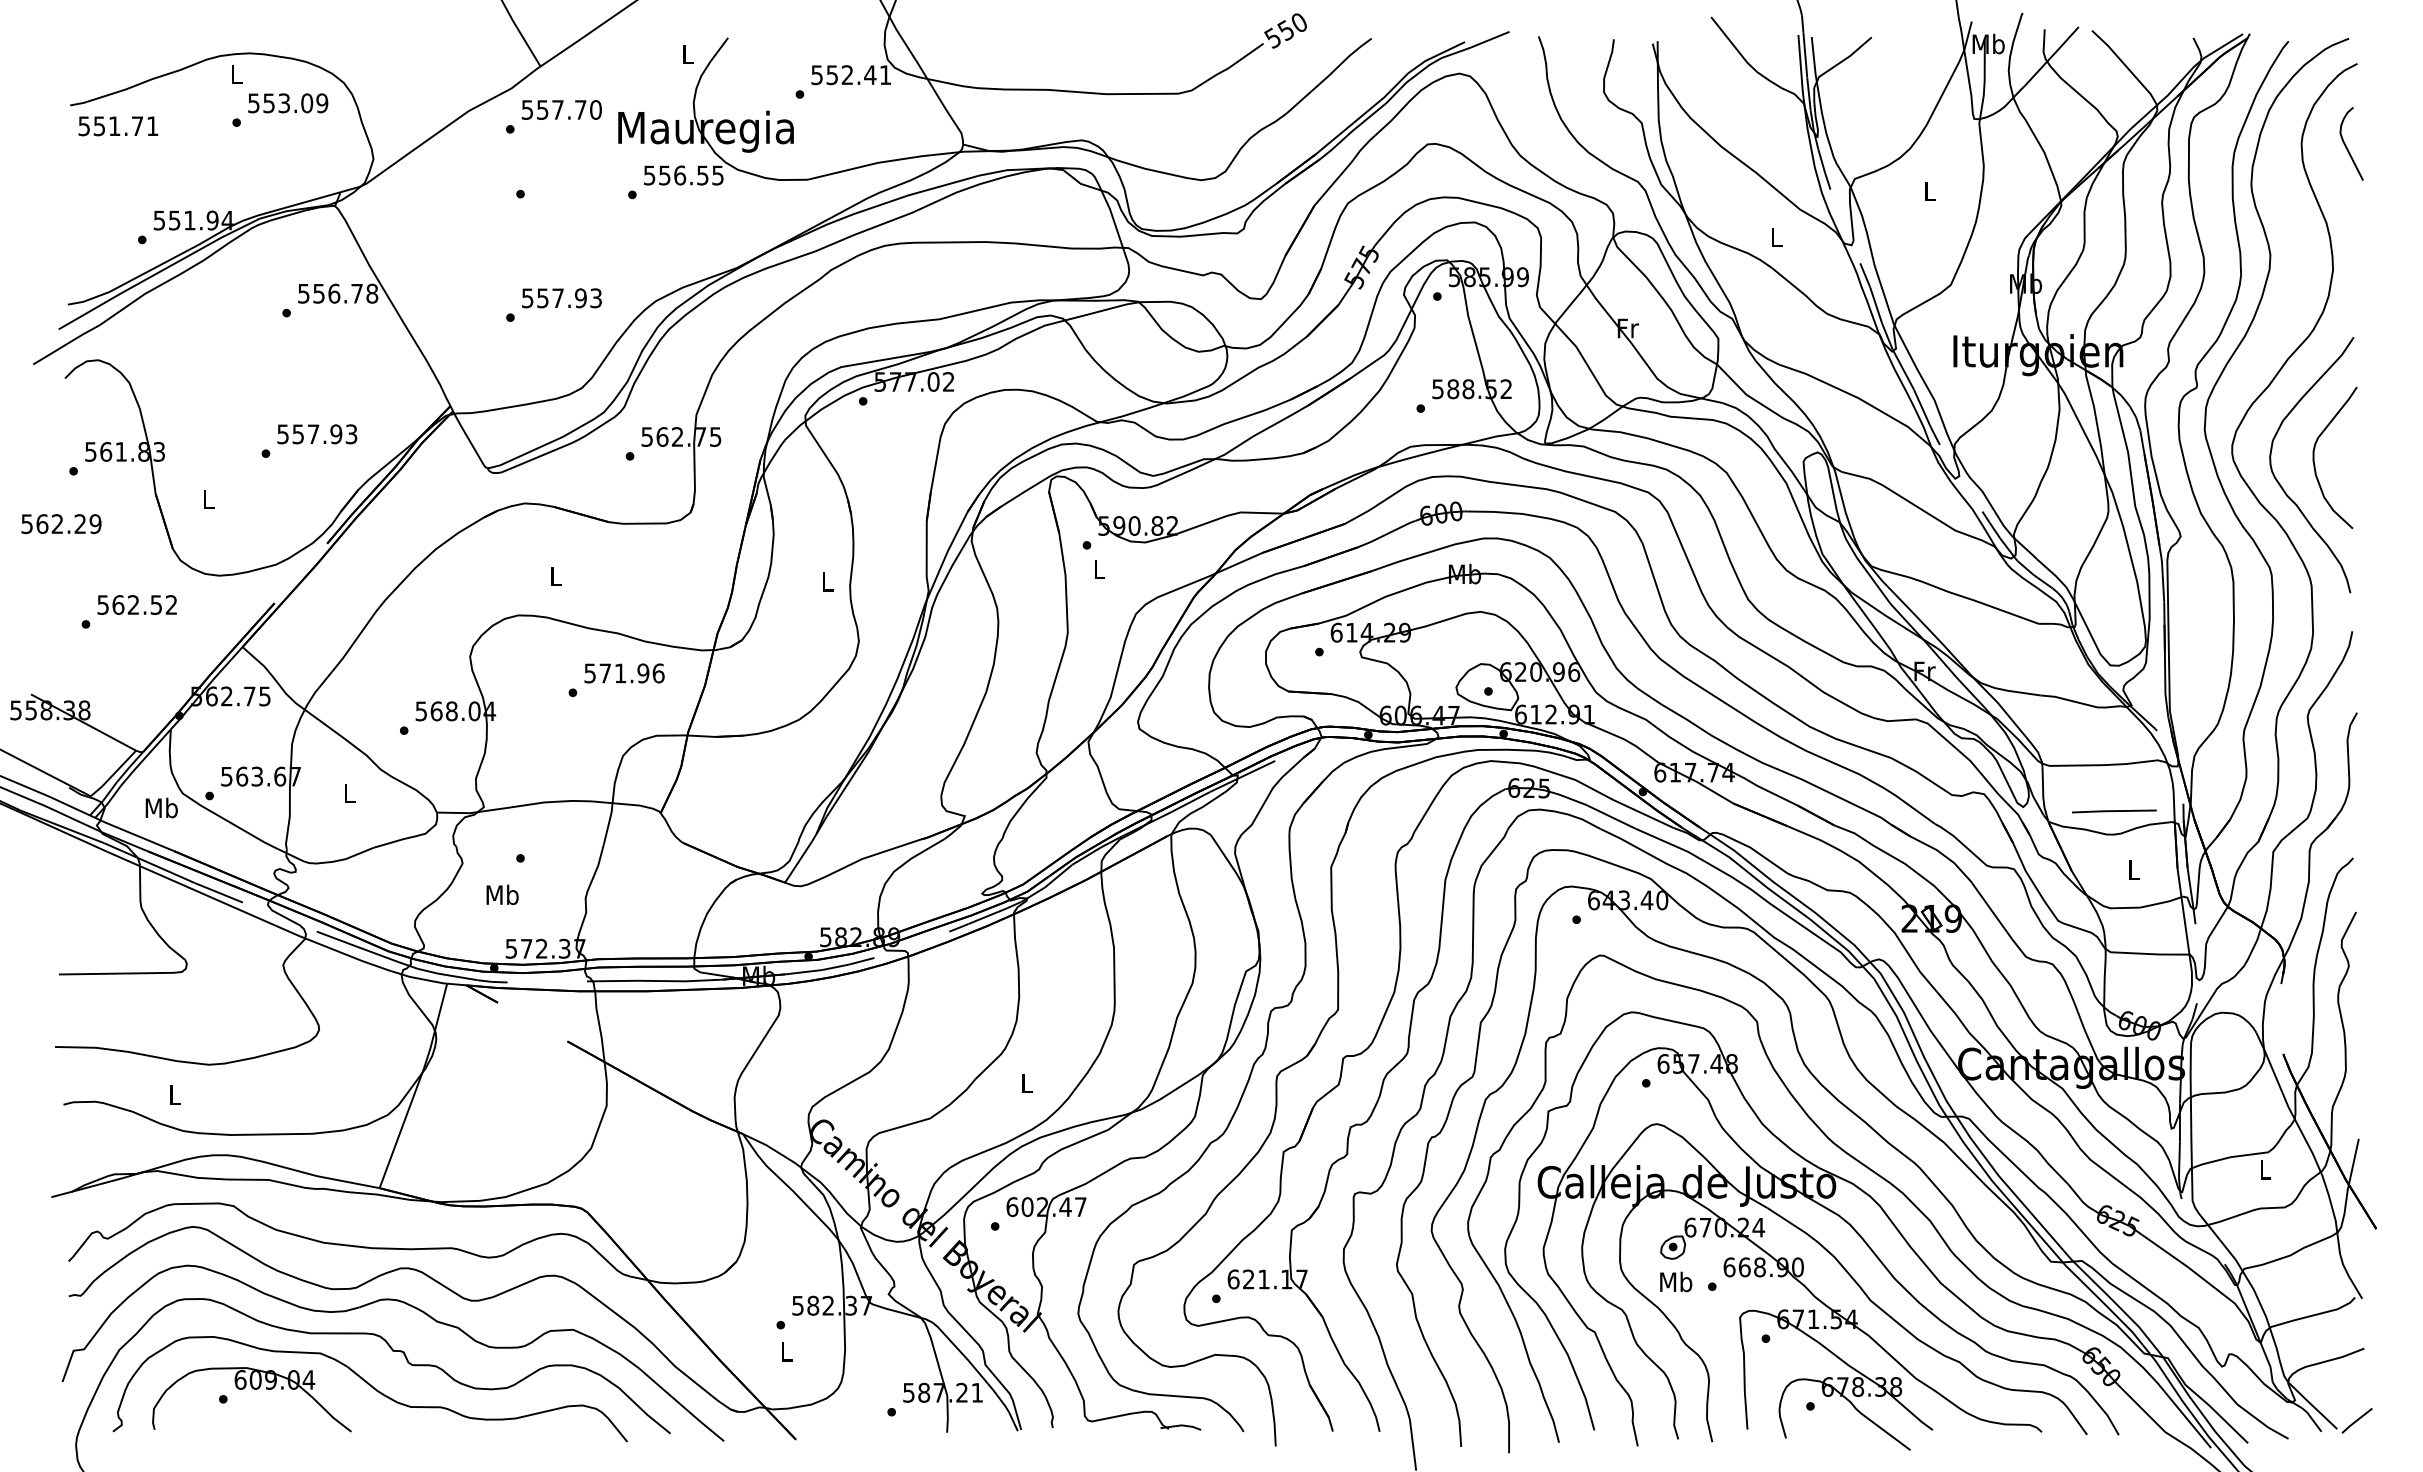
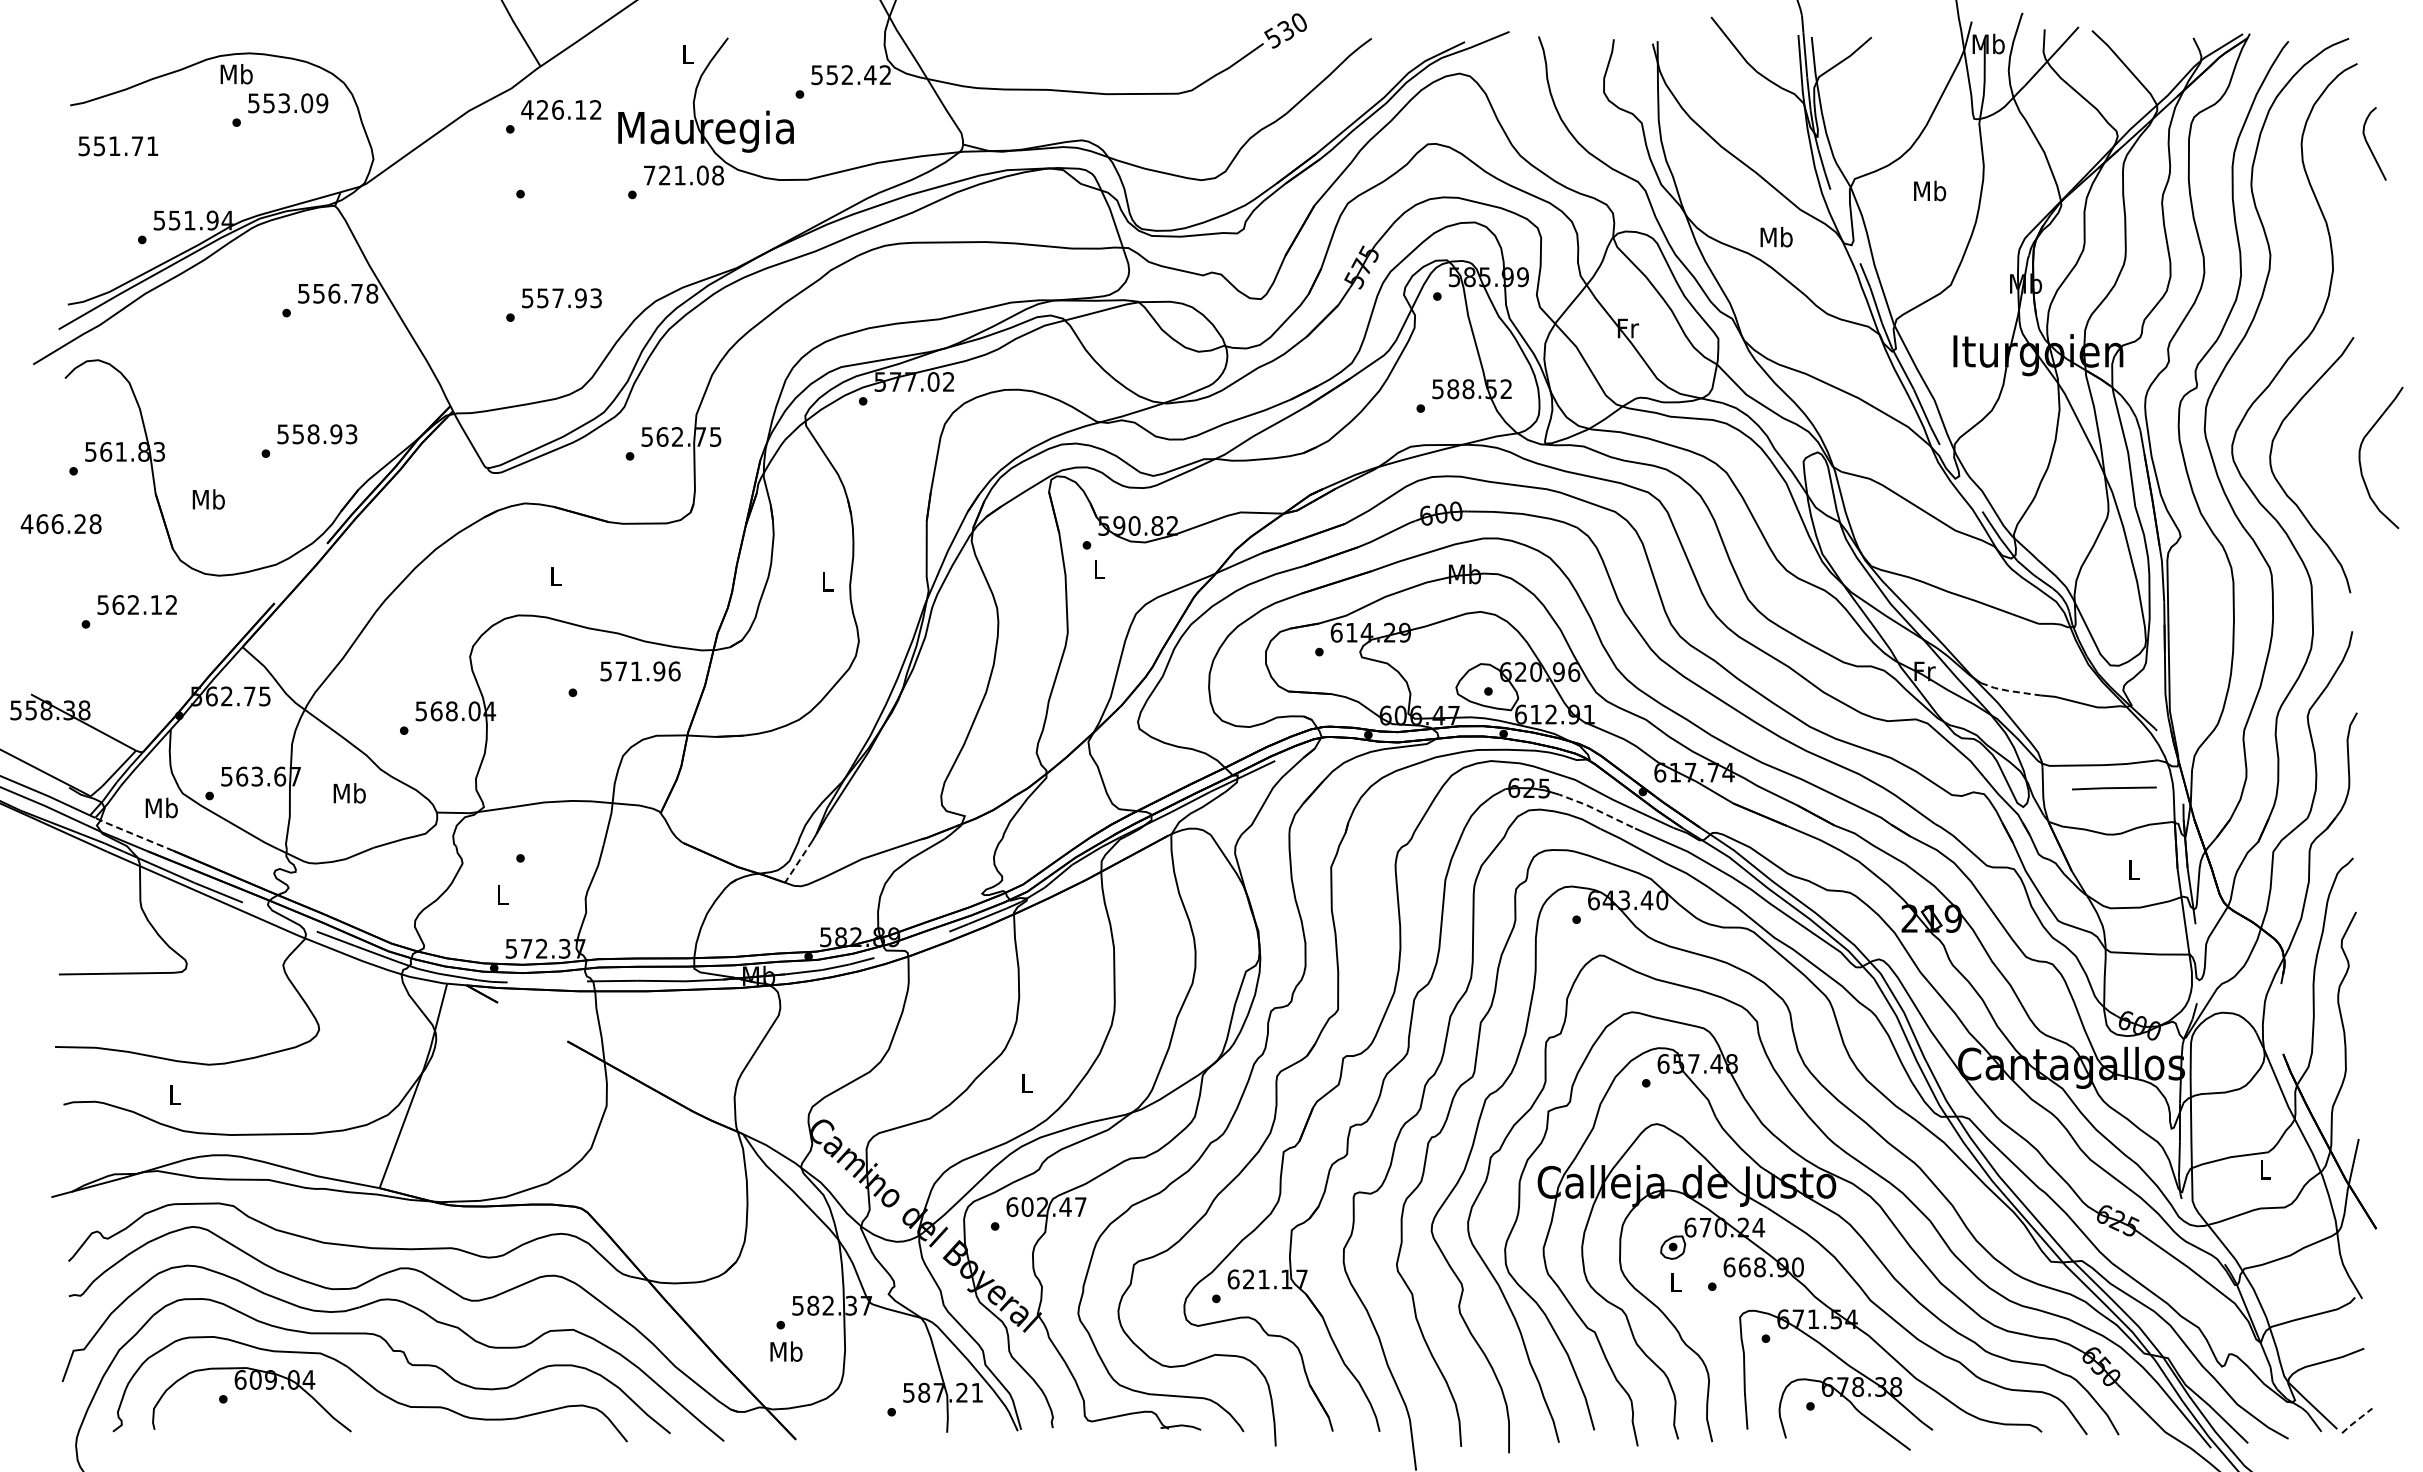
text: 550 -> 530 (1285, 28)
text: L -> Mb (236, 74)
text: 552.41 -> 552.42 (884, 74)
text: 557.70 -> 426.12 (561, 109)
text position: (118, 126) -> (118, 146) (118, 146)
curve position: (2346, 145) -> (2369, 145) (2369, 145)
text: 556.55 -> 721.08 (683, 175)
text: L -> Mb (1930, 190)
text: L -> Mb (1776, 237)
text: 557.93 -> 558.93 (313, 434)
curve position: (2314, 457) -> (2360, 457) (2360, 457)
text: L -> Mb (208, 499)
text: 562.29 -> 466.28 (60, 524)
text: 562.52 -> 562.12 (155, 604)
text position: (624, 673) -> (640, 671) (640, 671)
line: solid -> dashed (2009, 690)
text: L -> Mb (349, 793)
line: solid -> dashed (1595, 809)
line position: (2114, 811) -> (2114, 788) (2114, 788)
line: solid -> dashed (133, 834)
line: solid -> dashed (798, 861)
text: Mb -> L (502, 894)
text: Mb -> L (1676, 1281)
text: L -> Mb (786, 1351)
line: solid -> dashed (2357, 1420)
